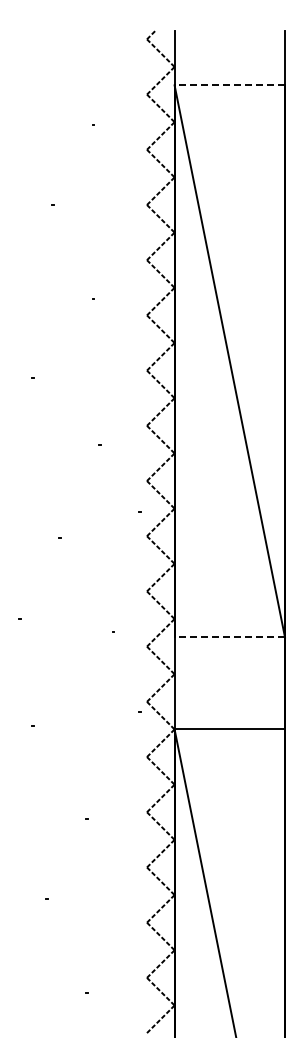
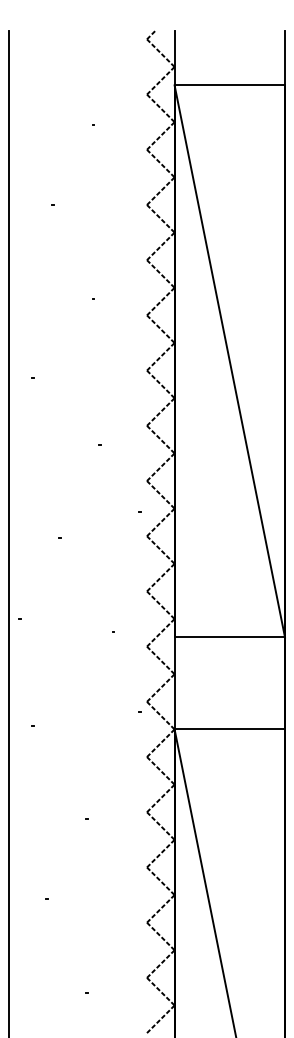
line: dashed -> solid (229, 85)
line: none -> present (8, 532)
line: dashed -> solid (229, 637)
